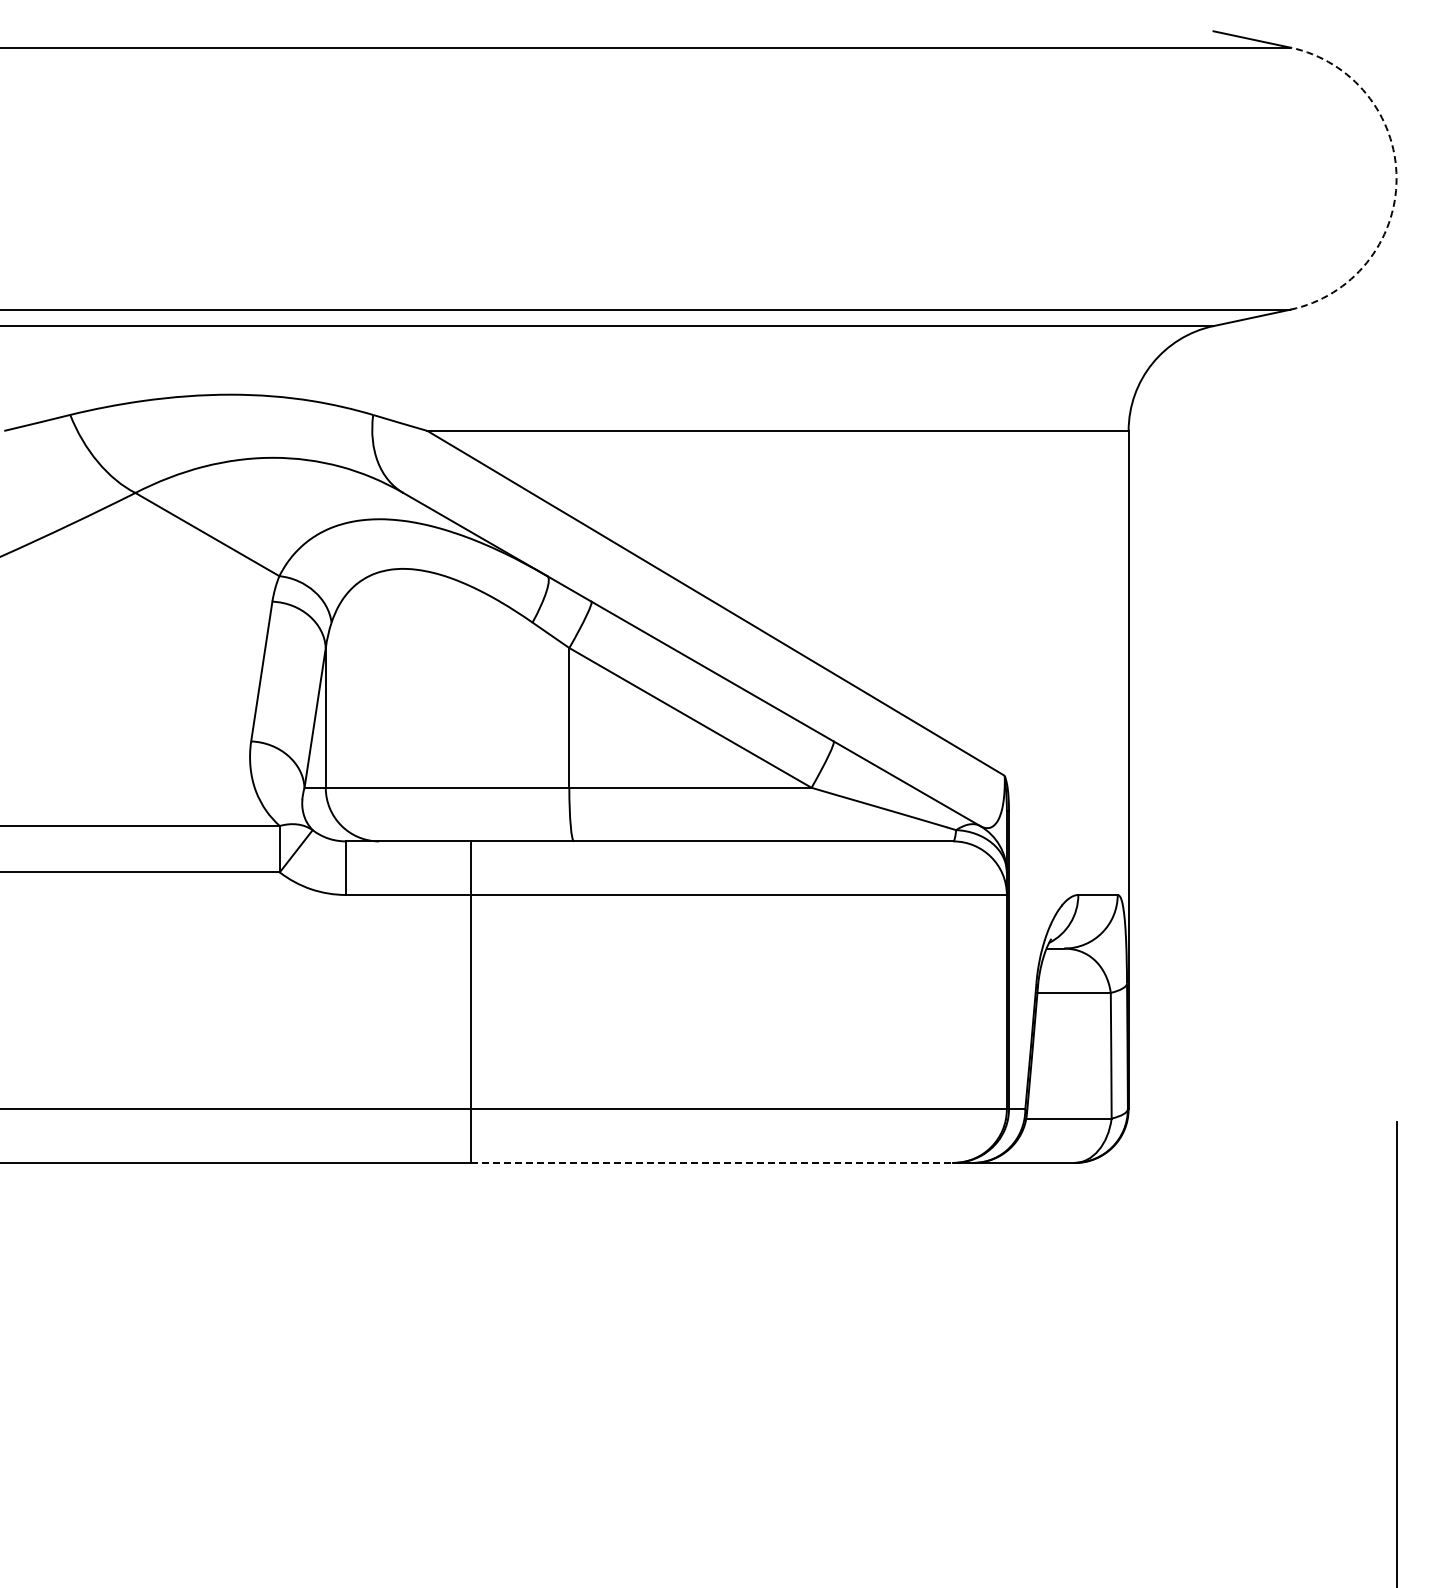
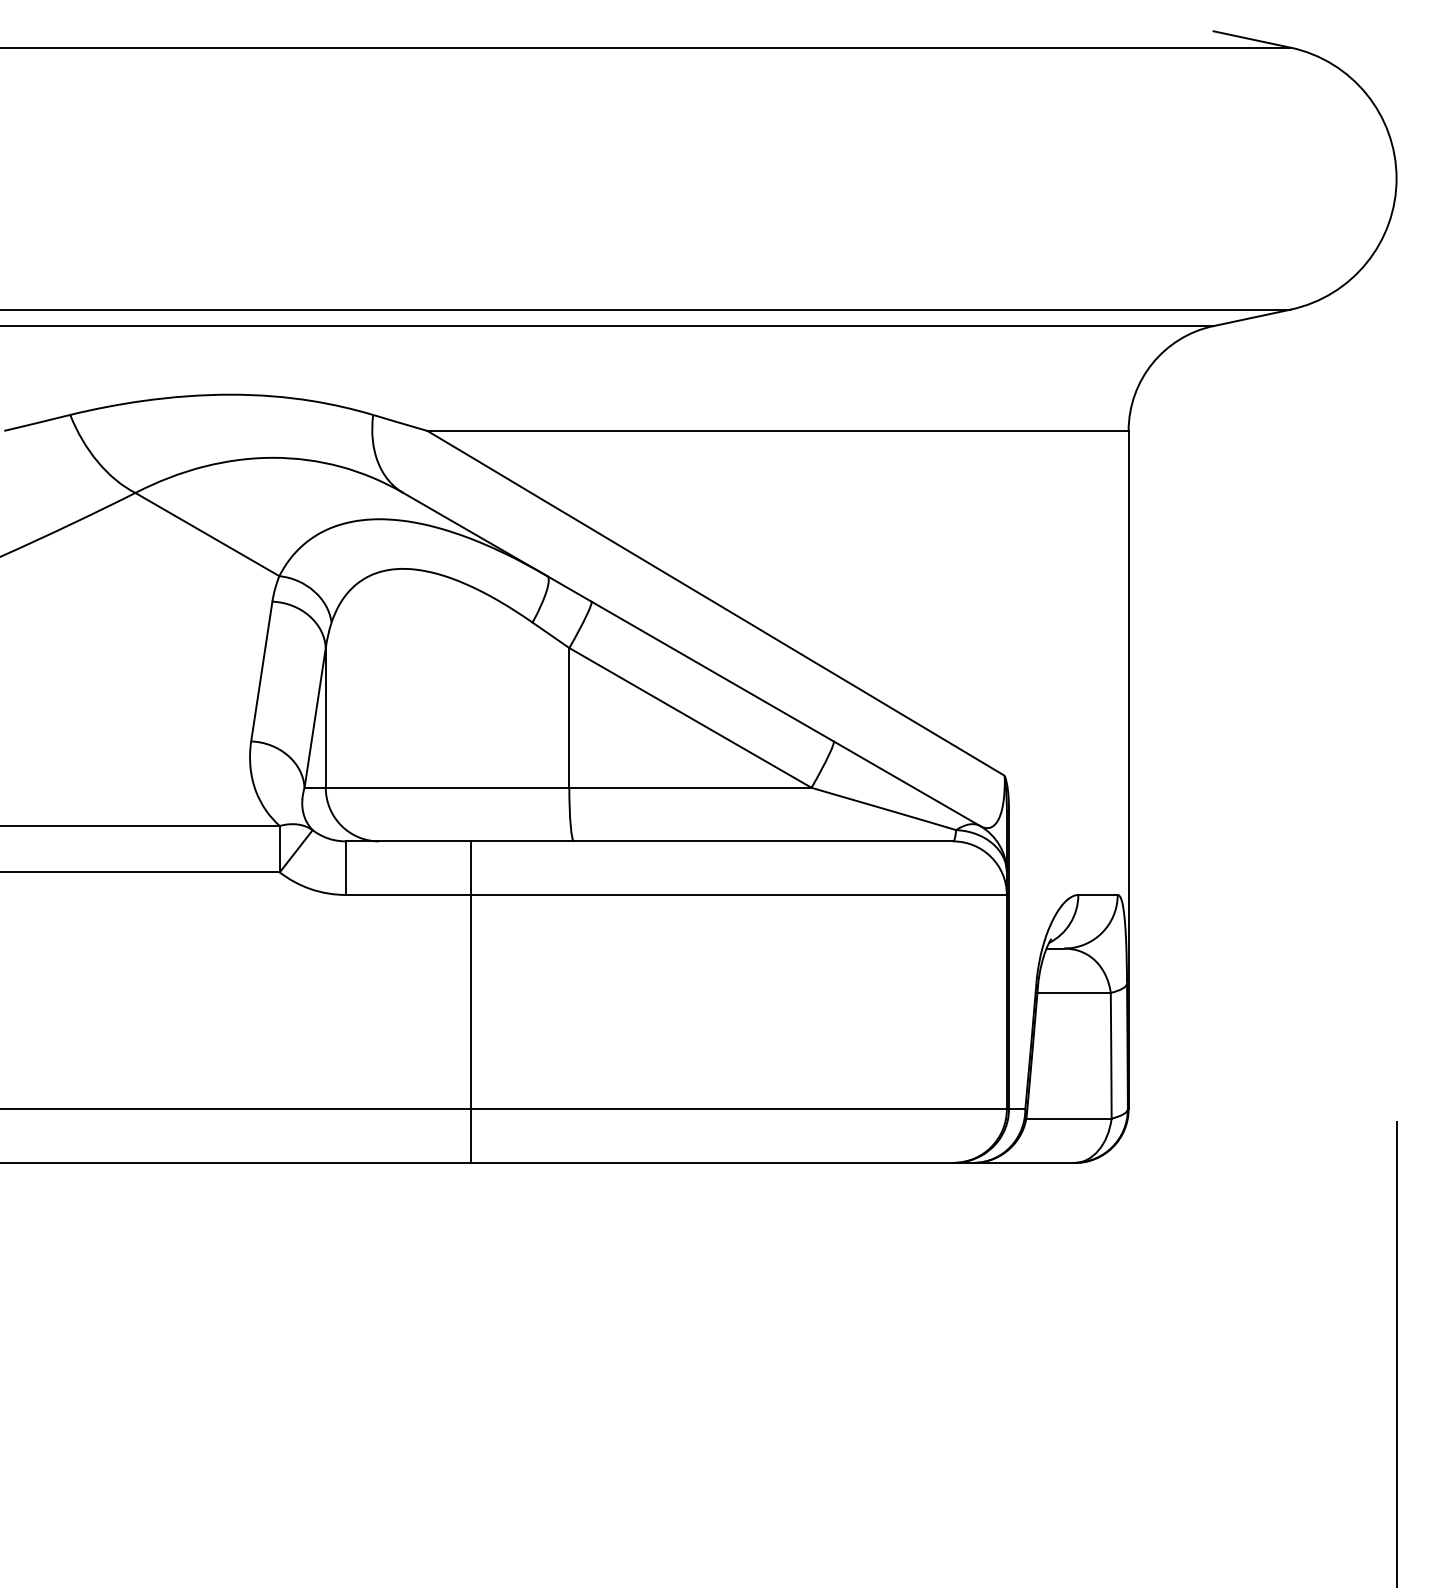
arc: dashed -> solid (1396, 178)
line: dashed -> solid (712, 1162)
